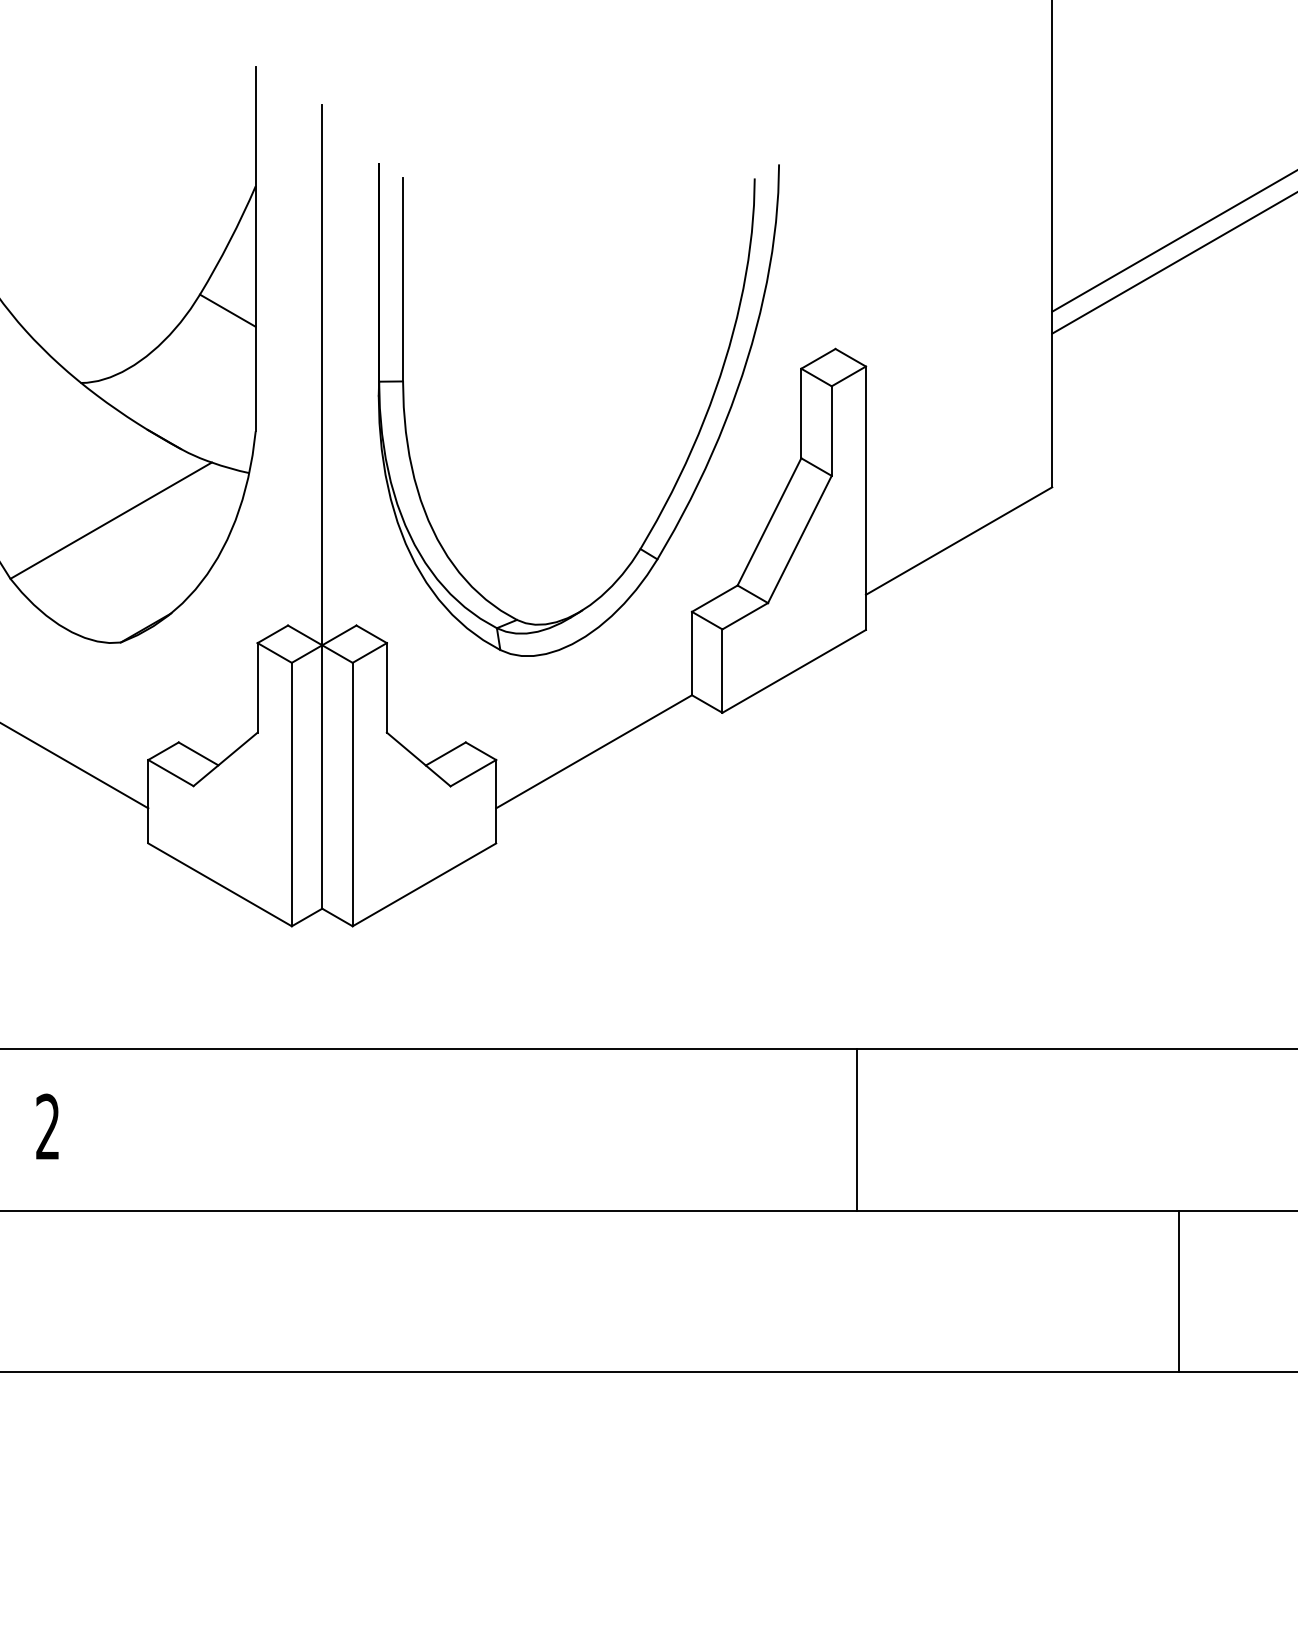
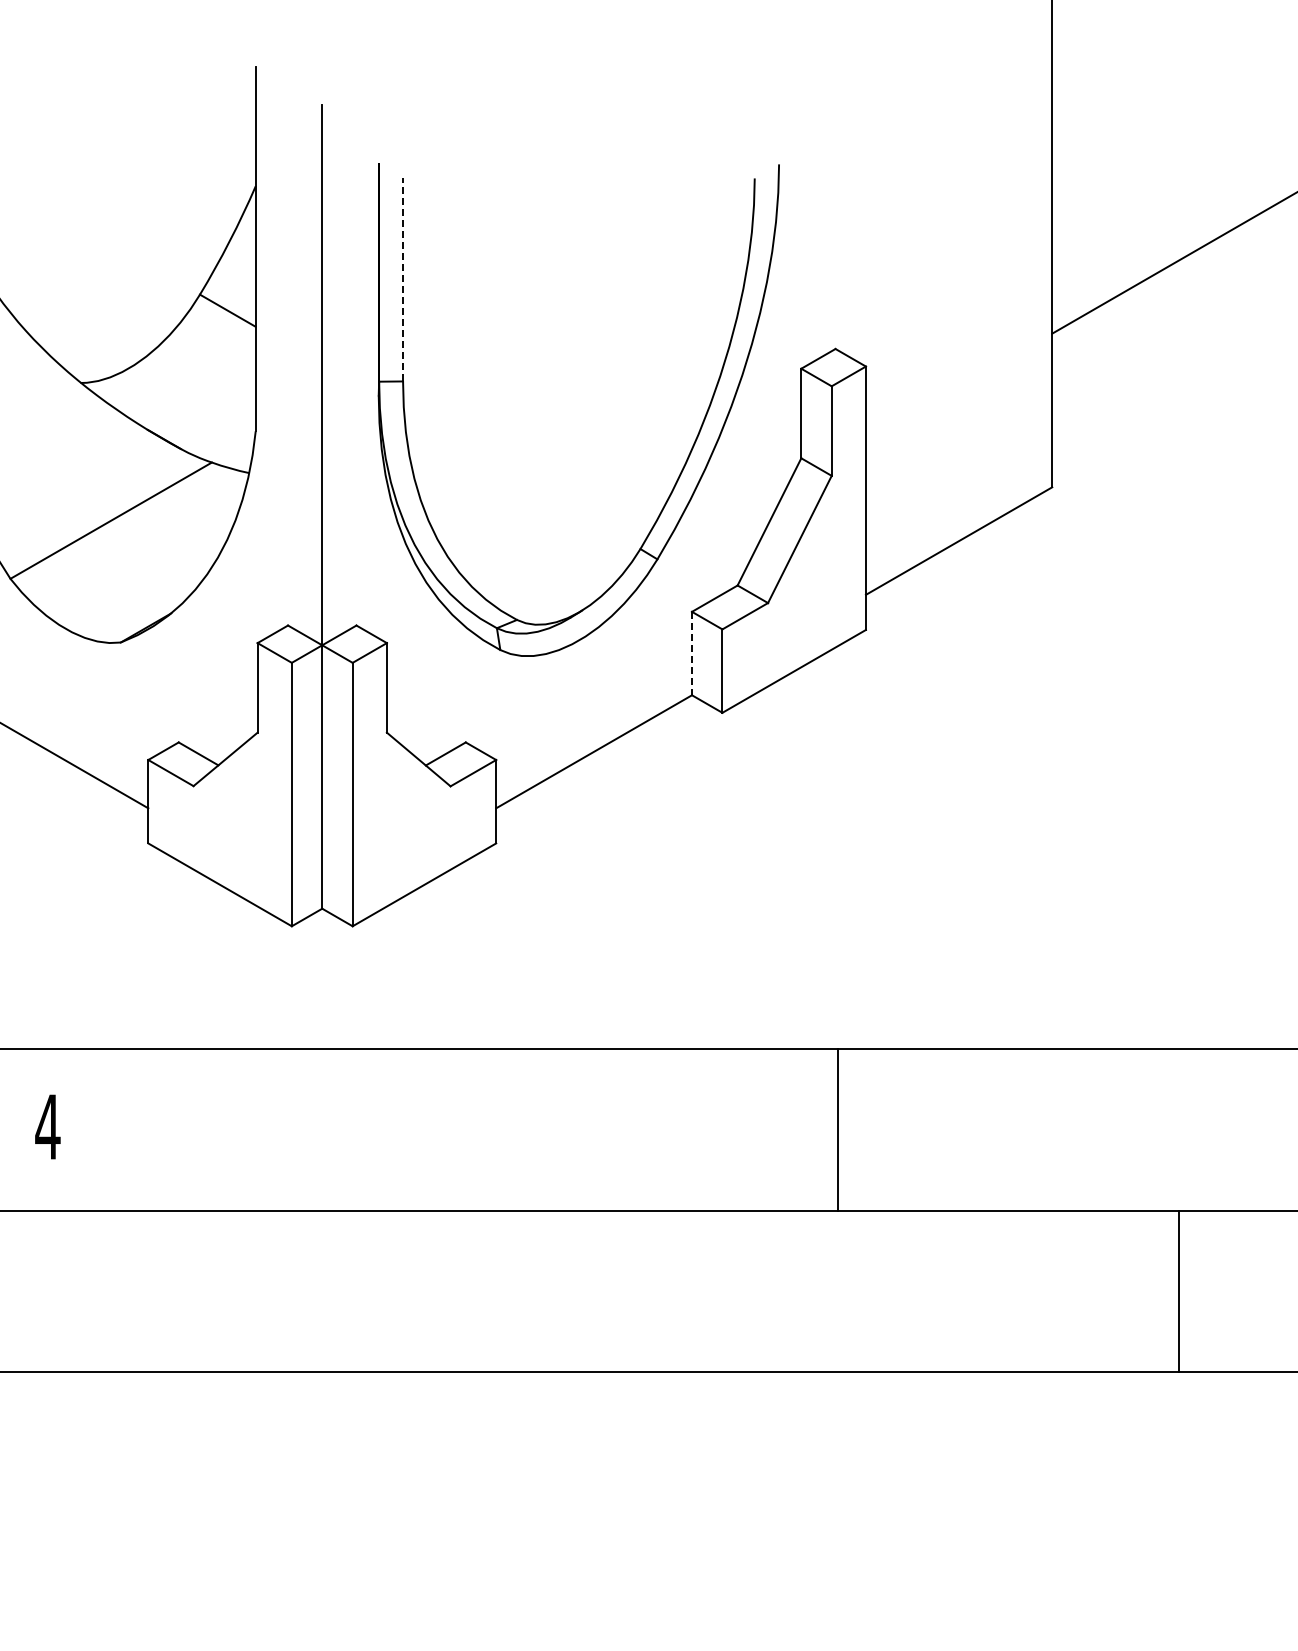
line: present -> none (1173, 241)
line: solid -> dashed (403, 279)
line: solid -> dashed (692, 653)
text: 2 -> 4 (47, 1126)
line position: (856, 1129) -> (837, 1129) (837, 1129)
